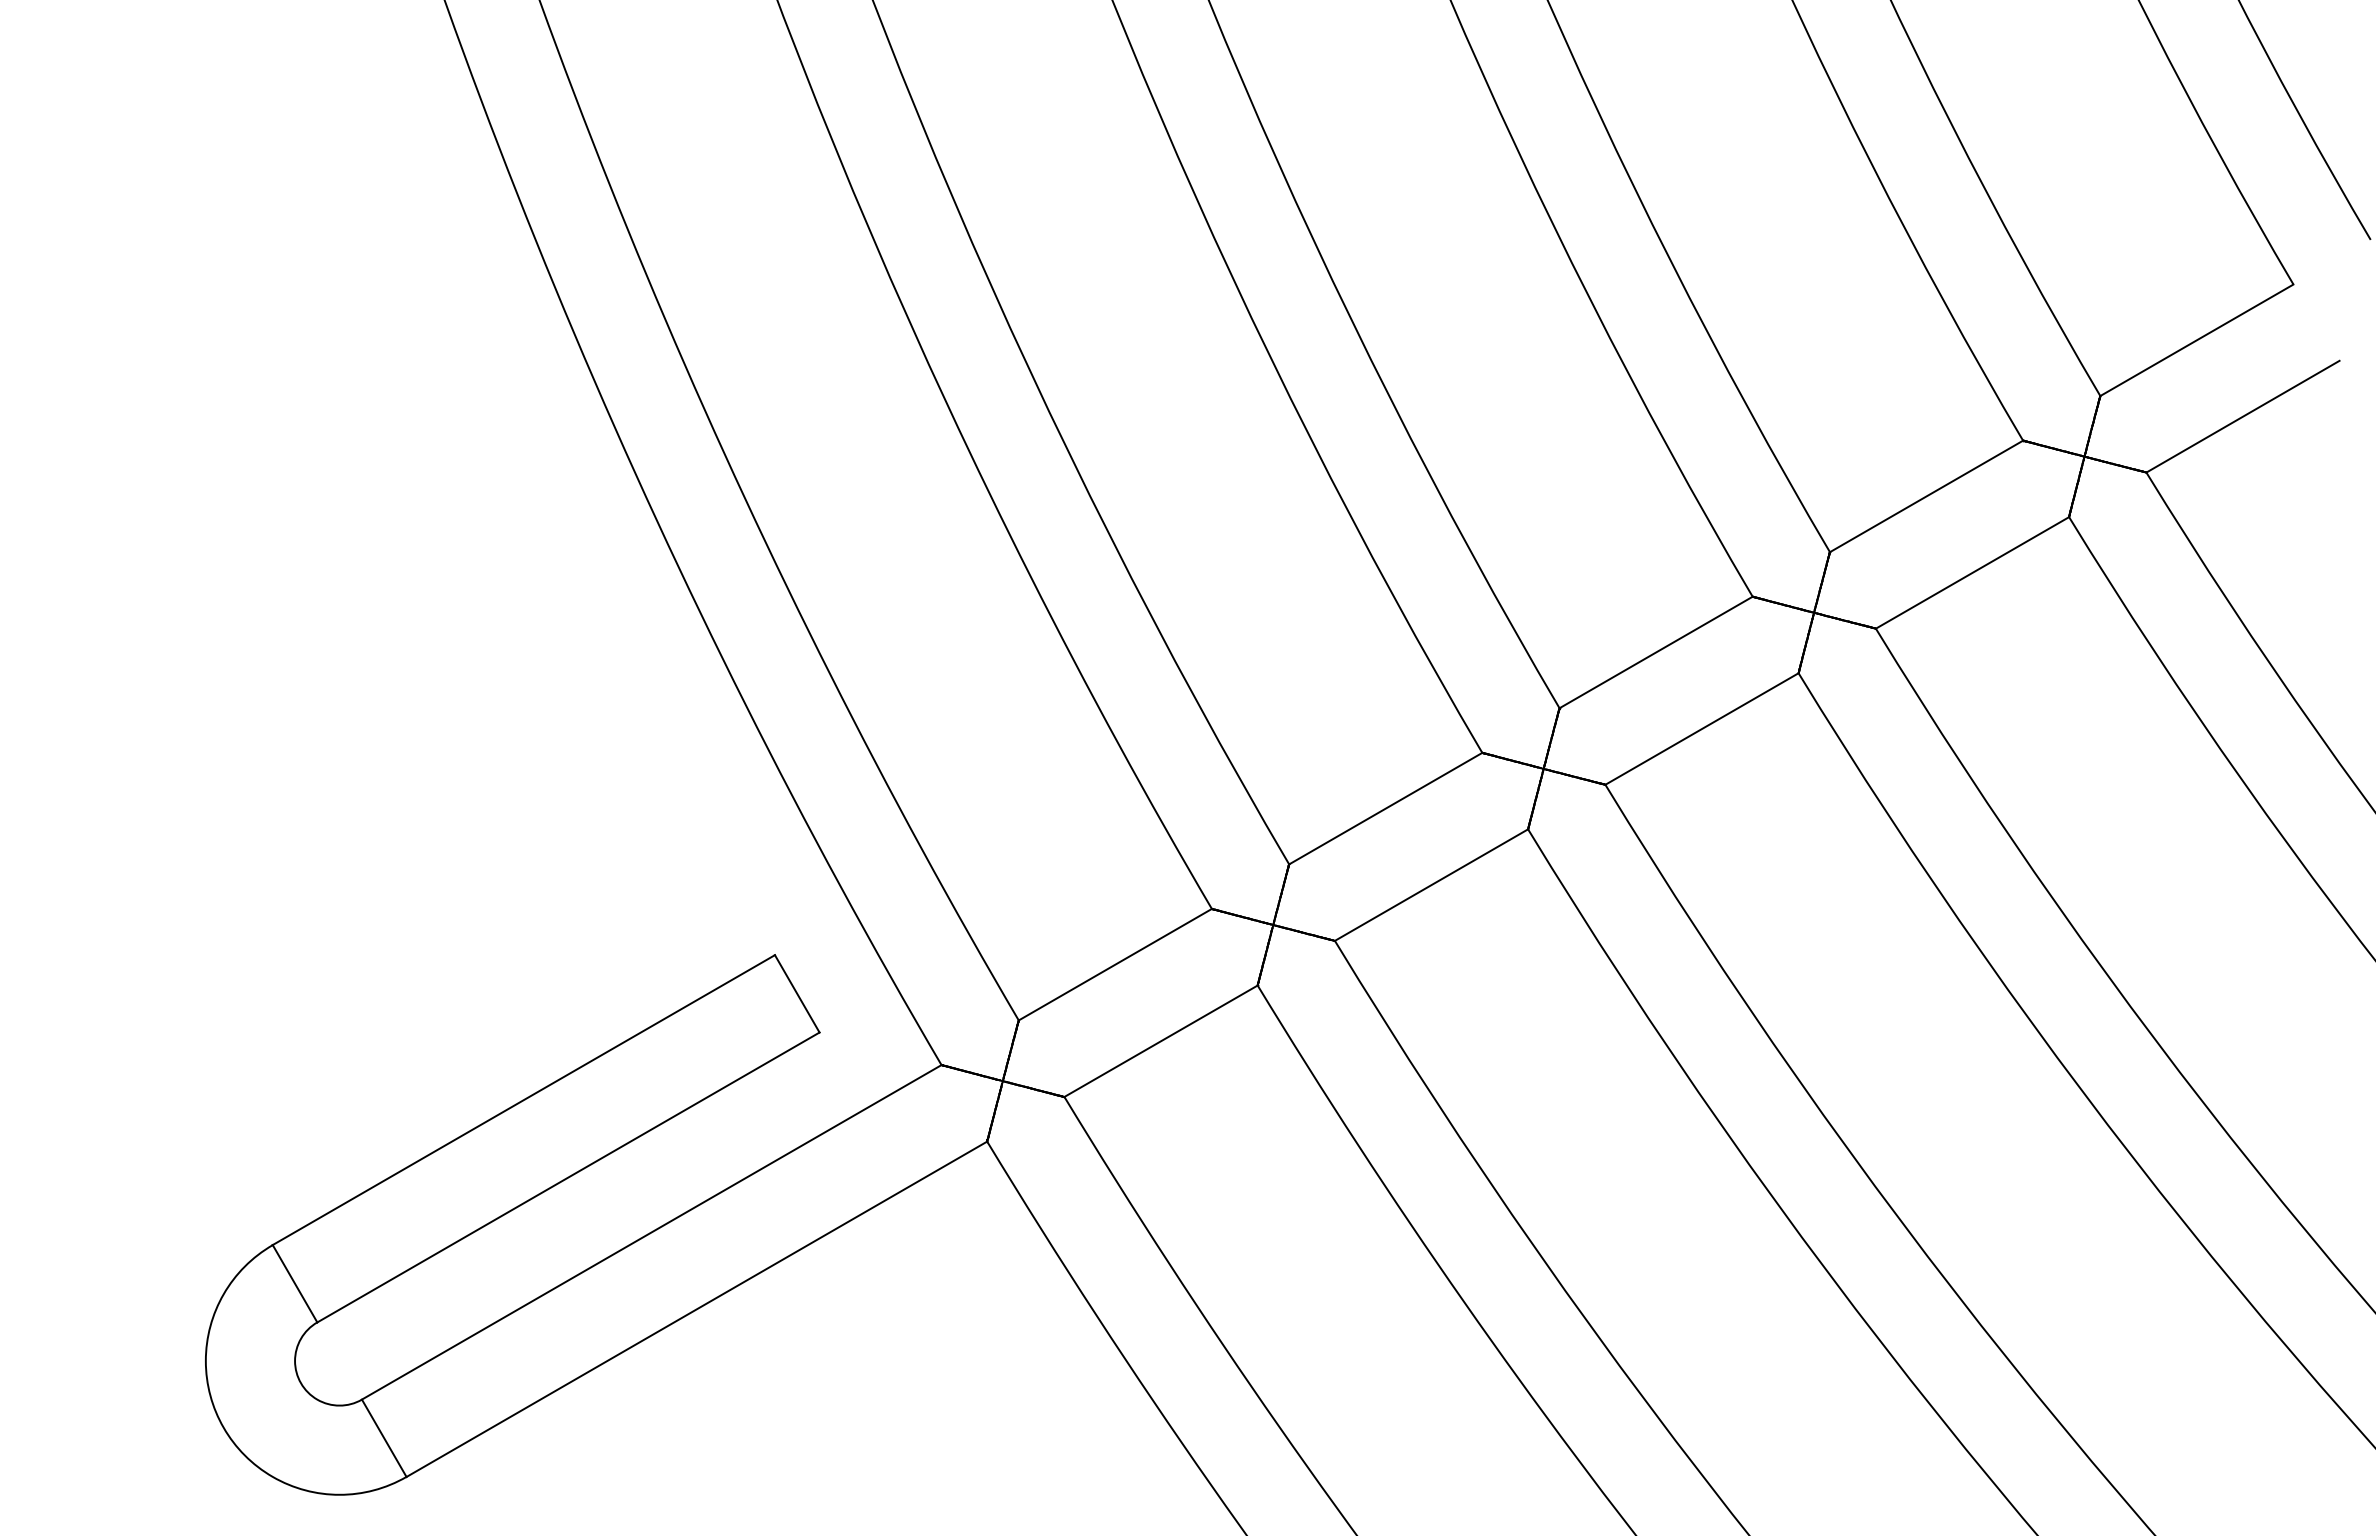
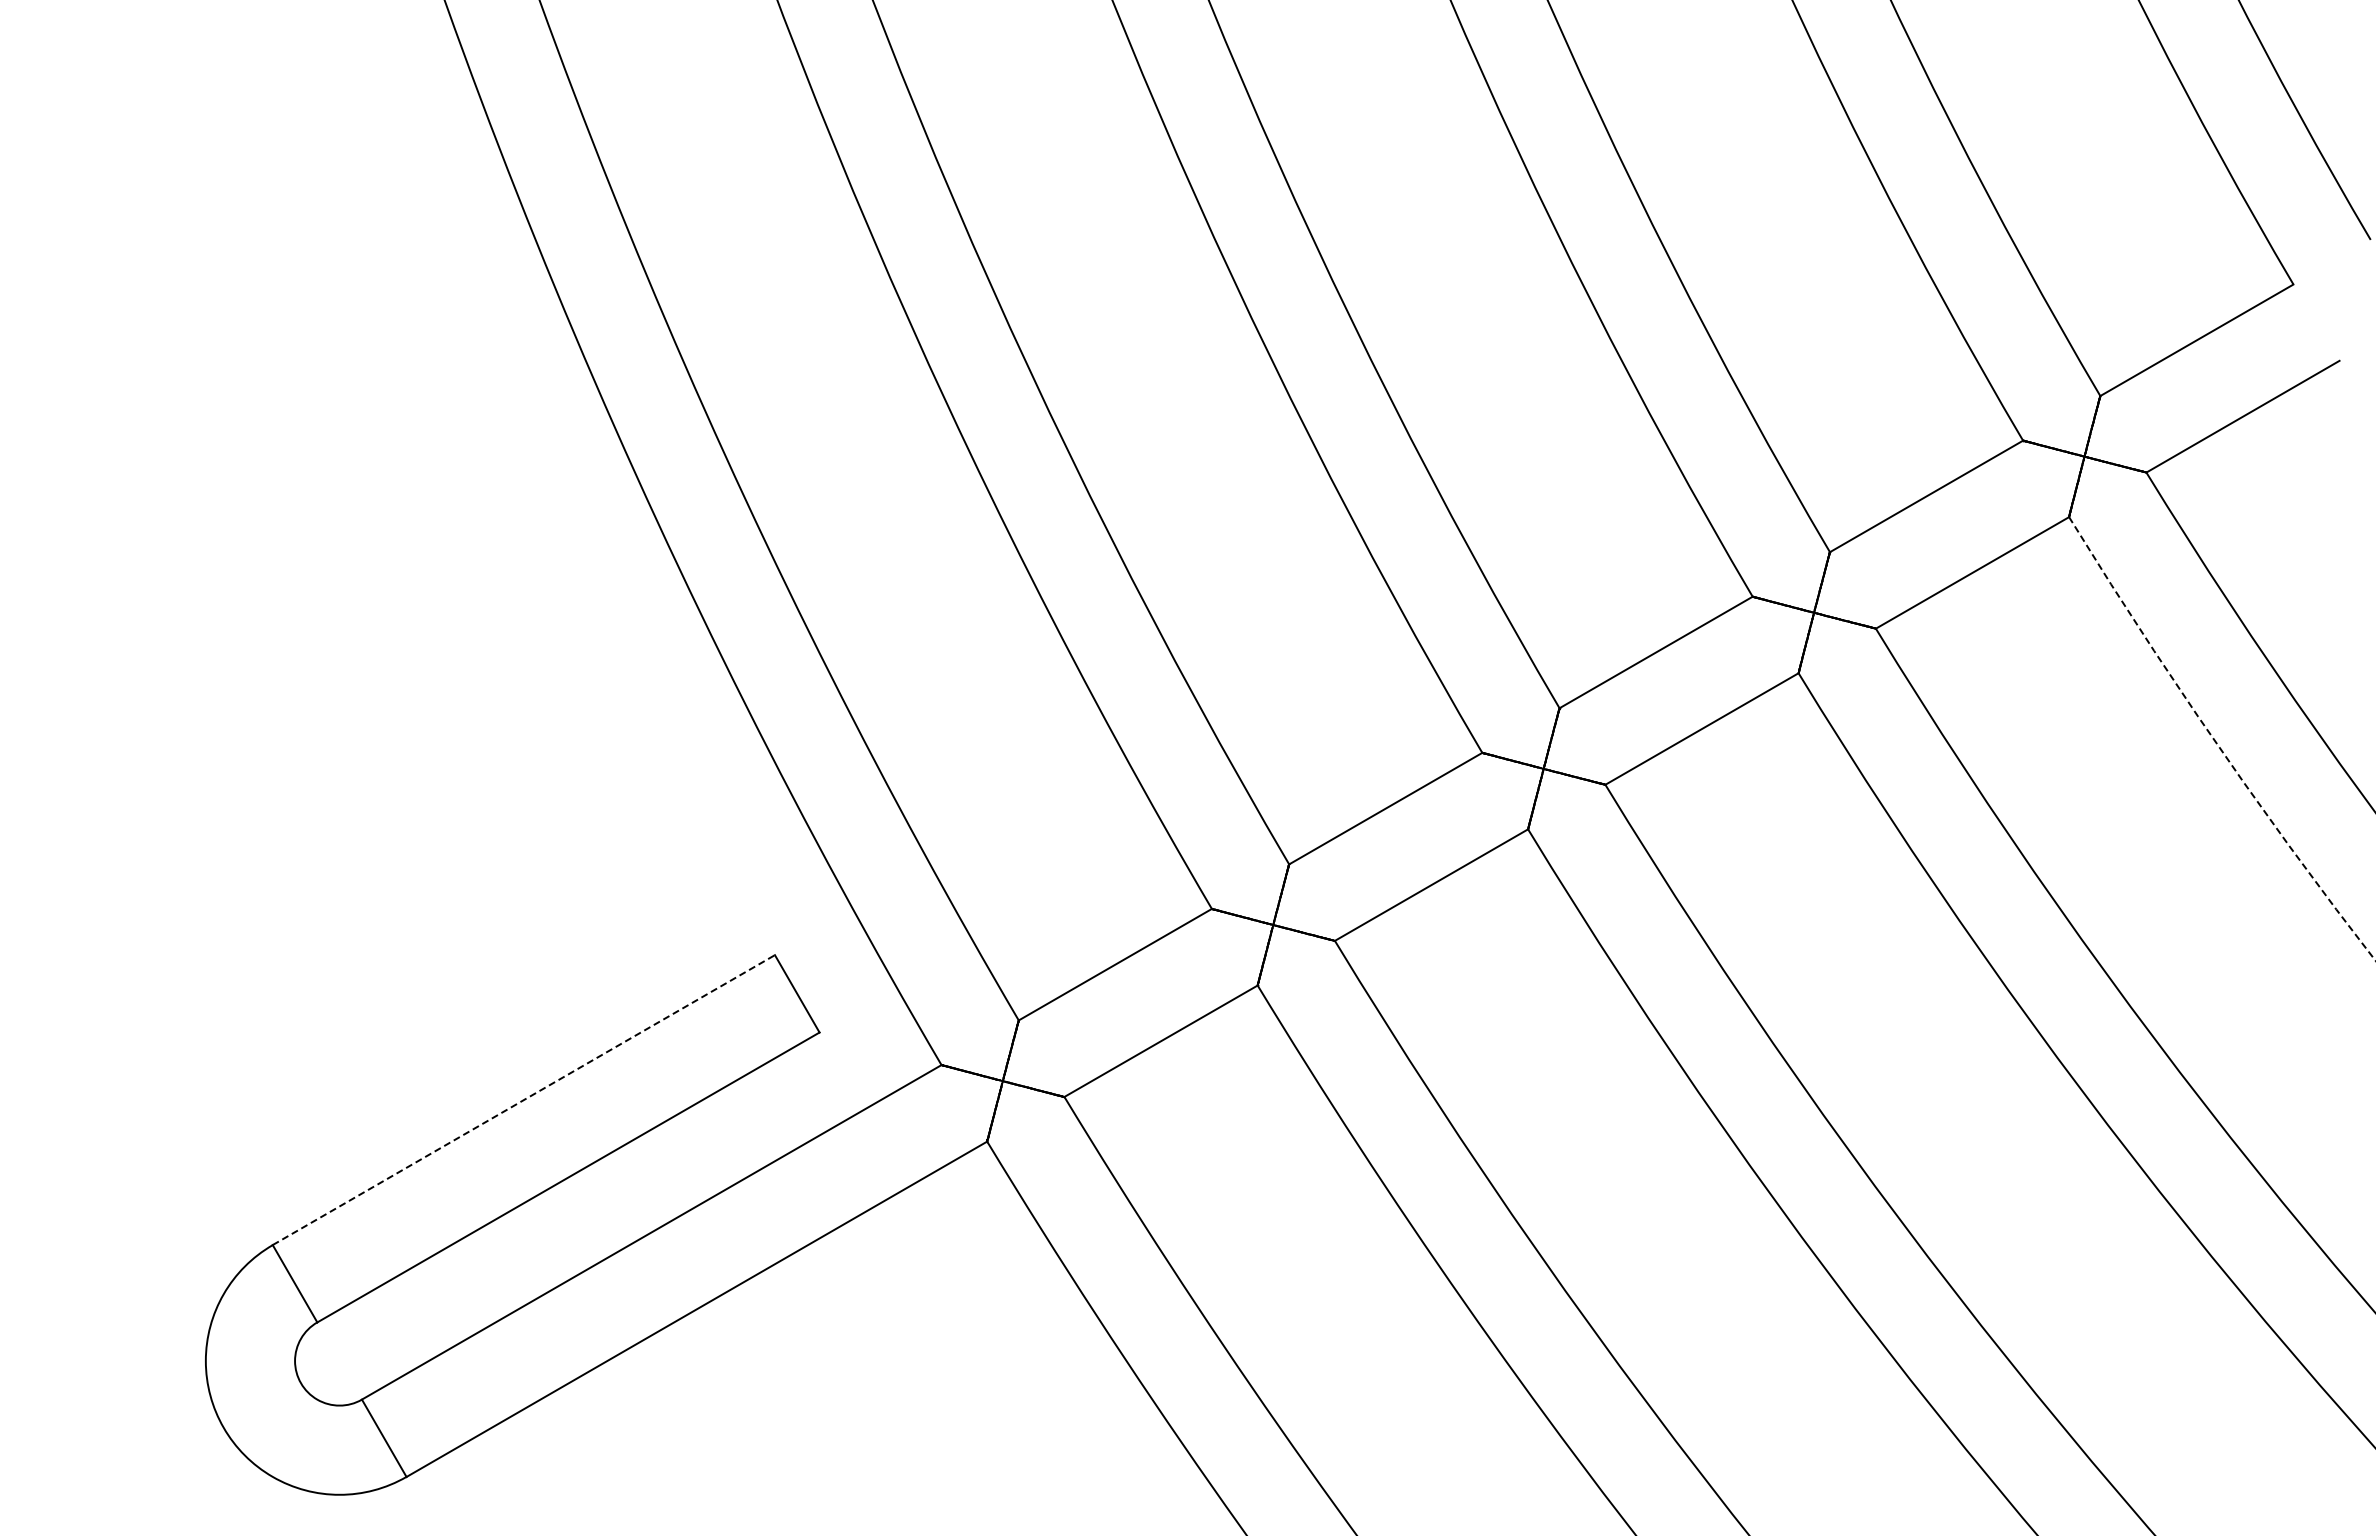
arc: solid -> dashed (2216, 743)
line: solid -> dashed (523, 1100)
